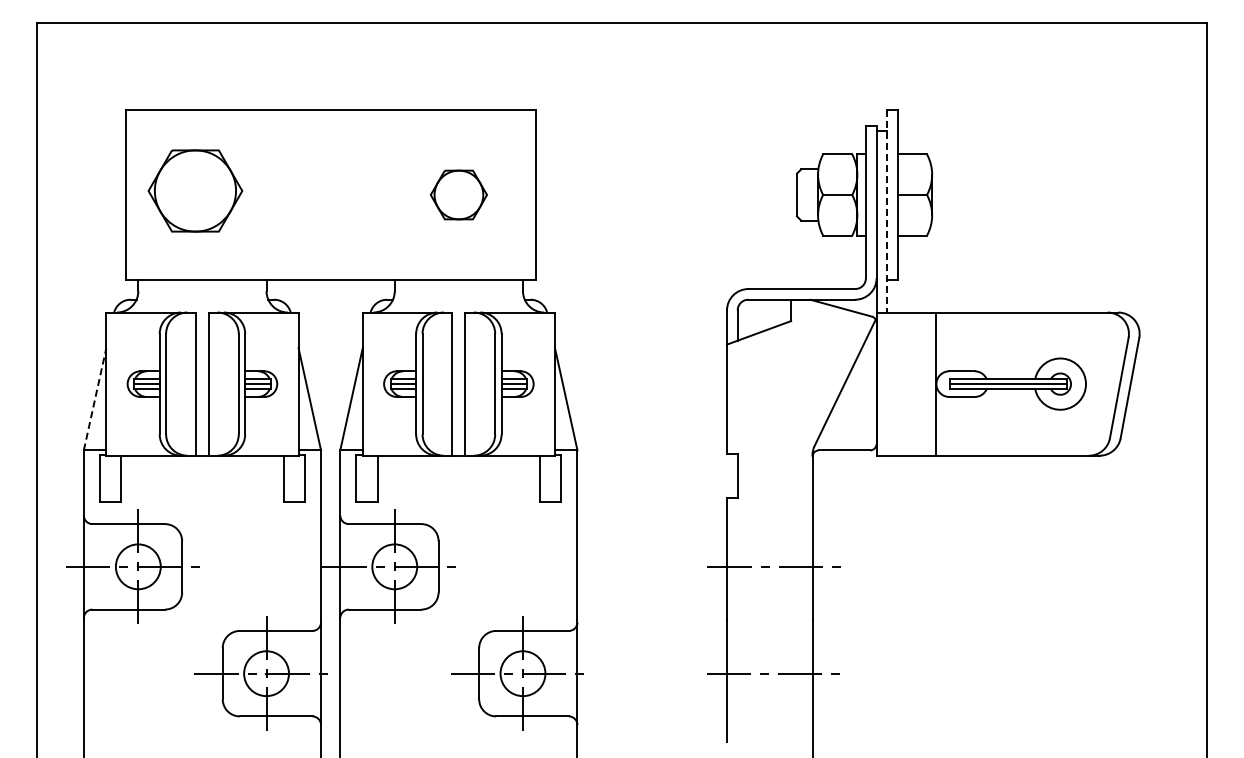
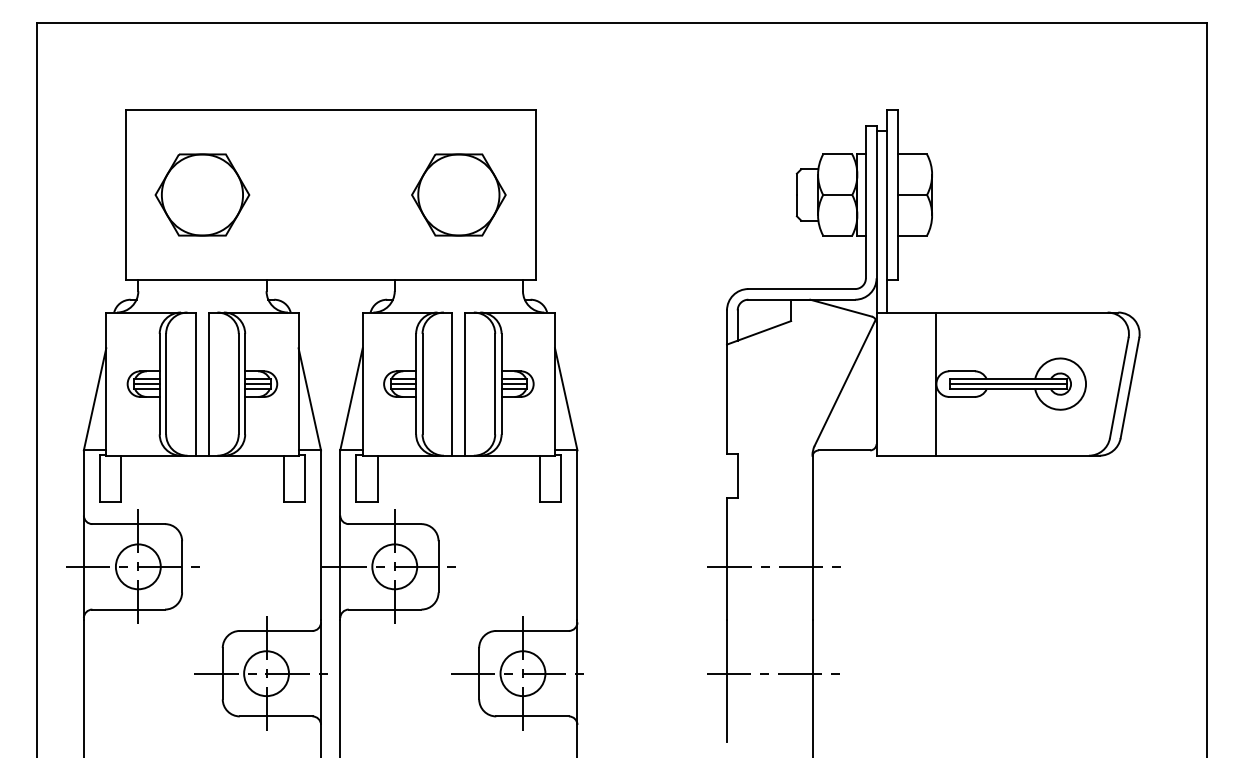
part position: (195, 190) -> (202, 194) (202, 194)
part size: 58x52 px -> 96x84 px (458, 194)
line: dashed -> solid (887, 211)
line: dashed -> solid (95, 398)
